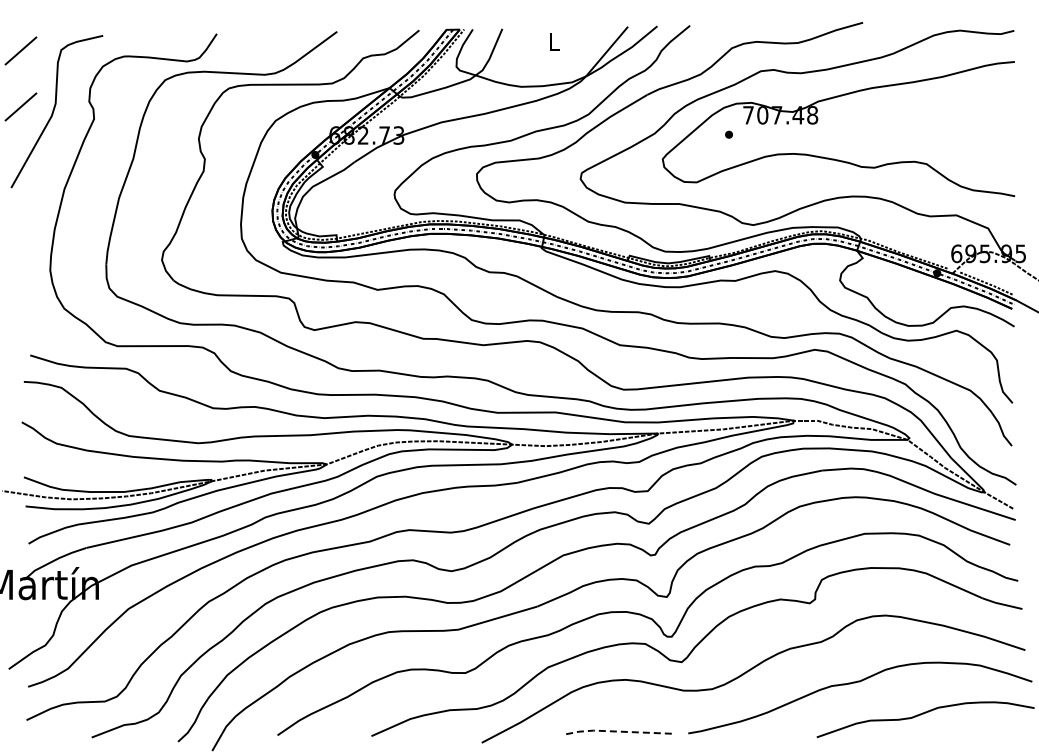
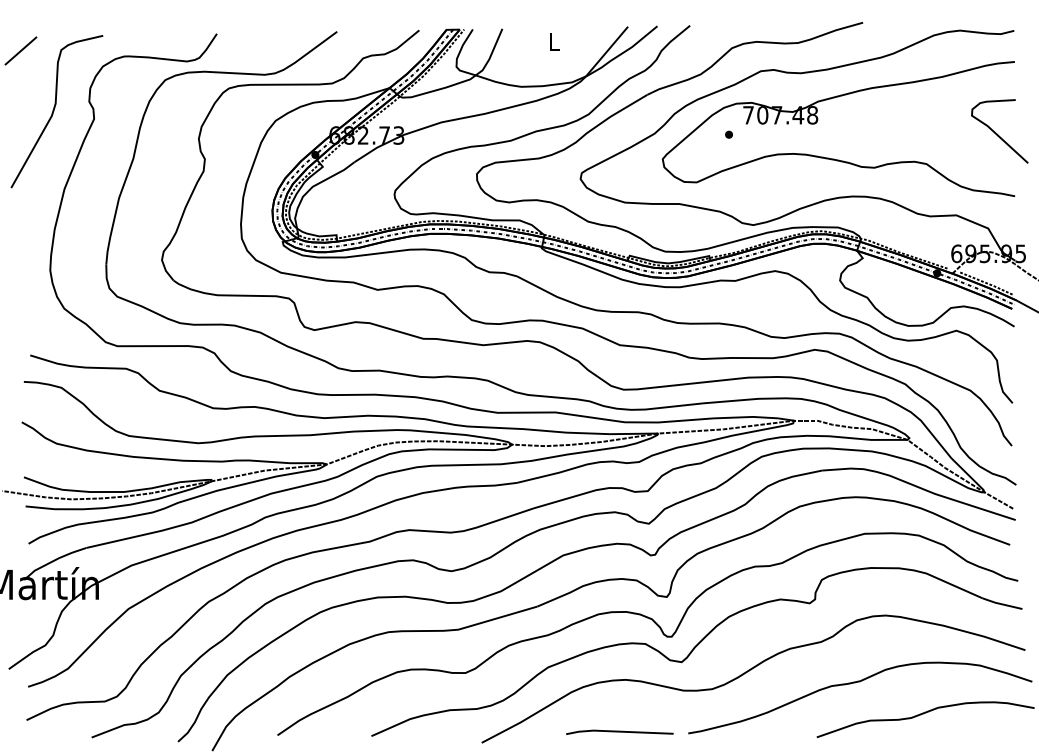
line: present -> none (20, 106)
curve: none -> present (997, 133)
line: dashed -> solid (619, 731)
